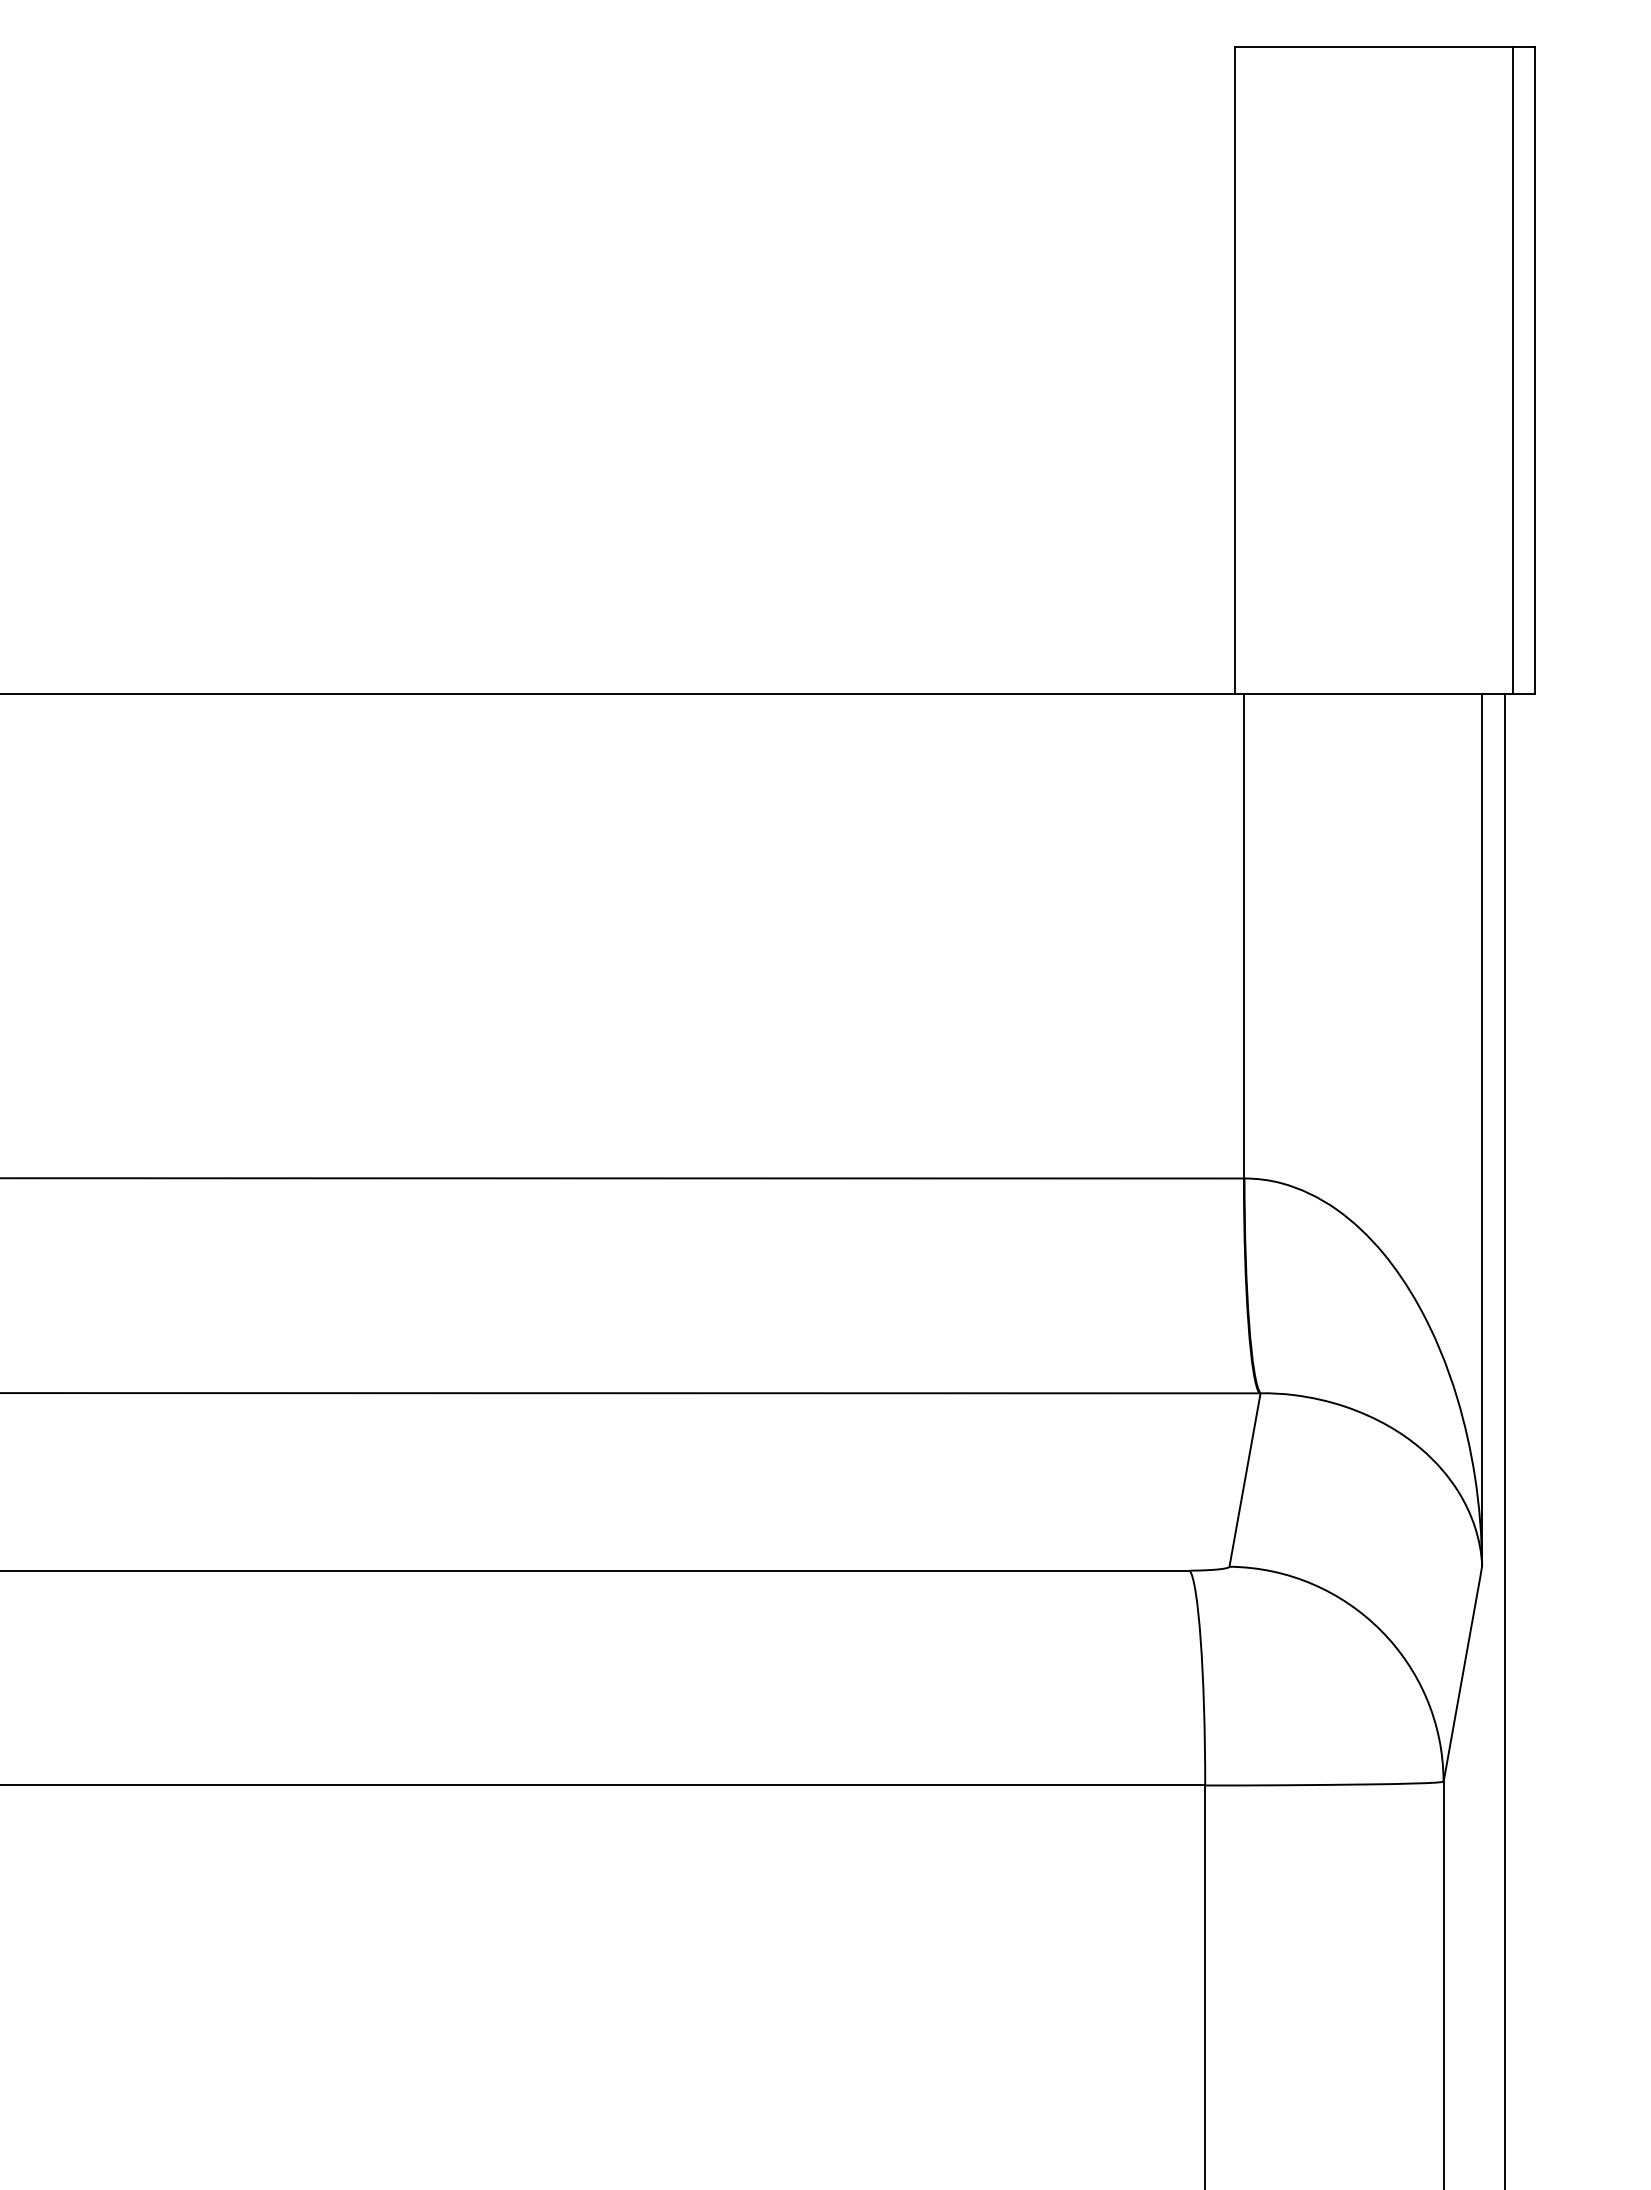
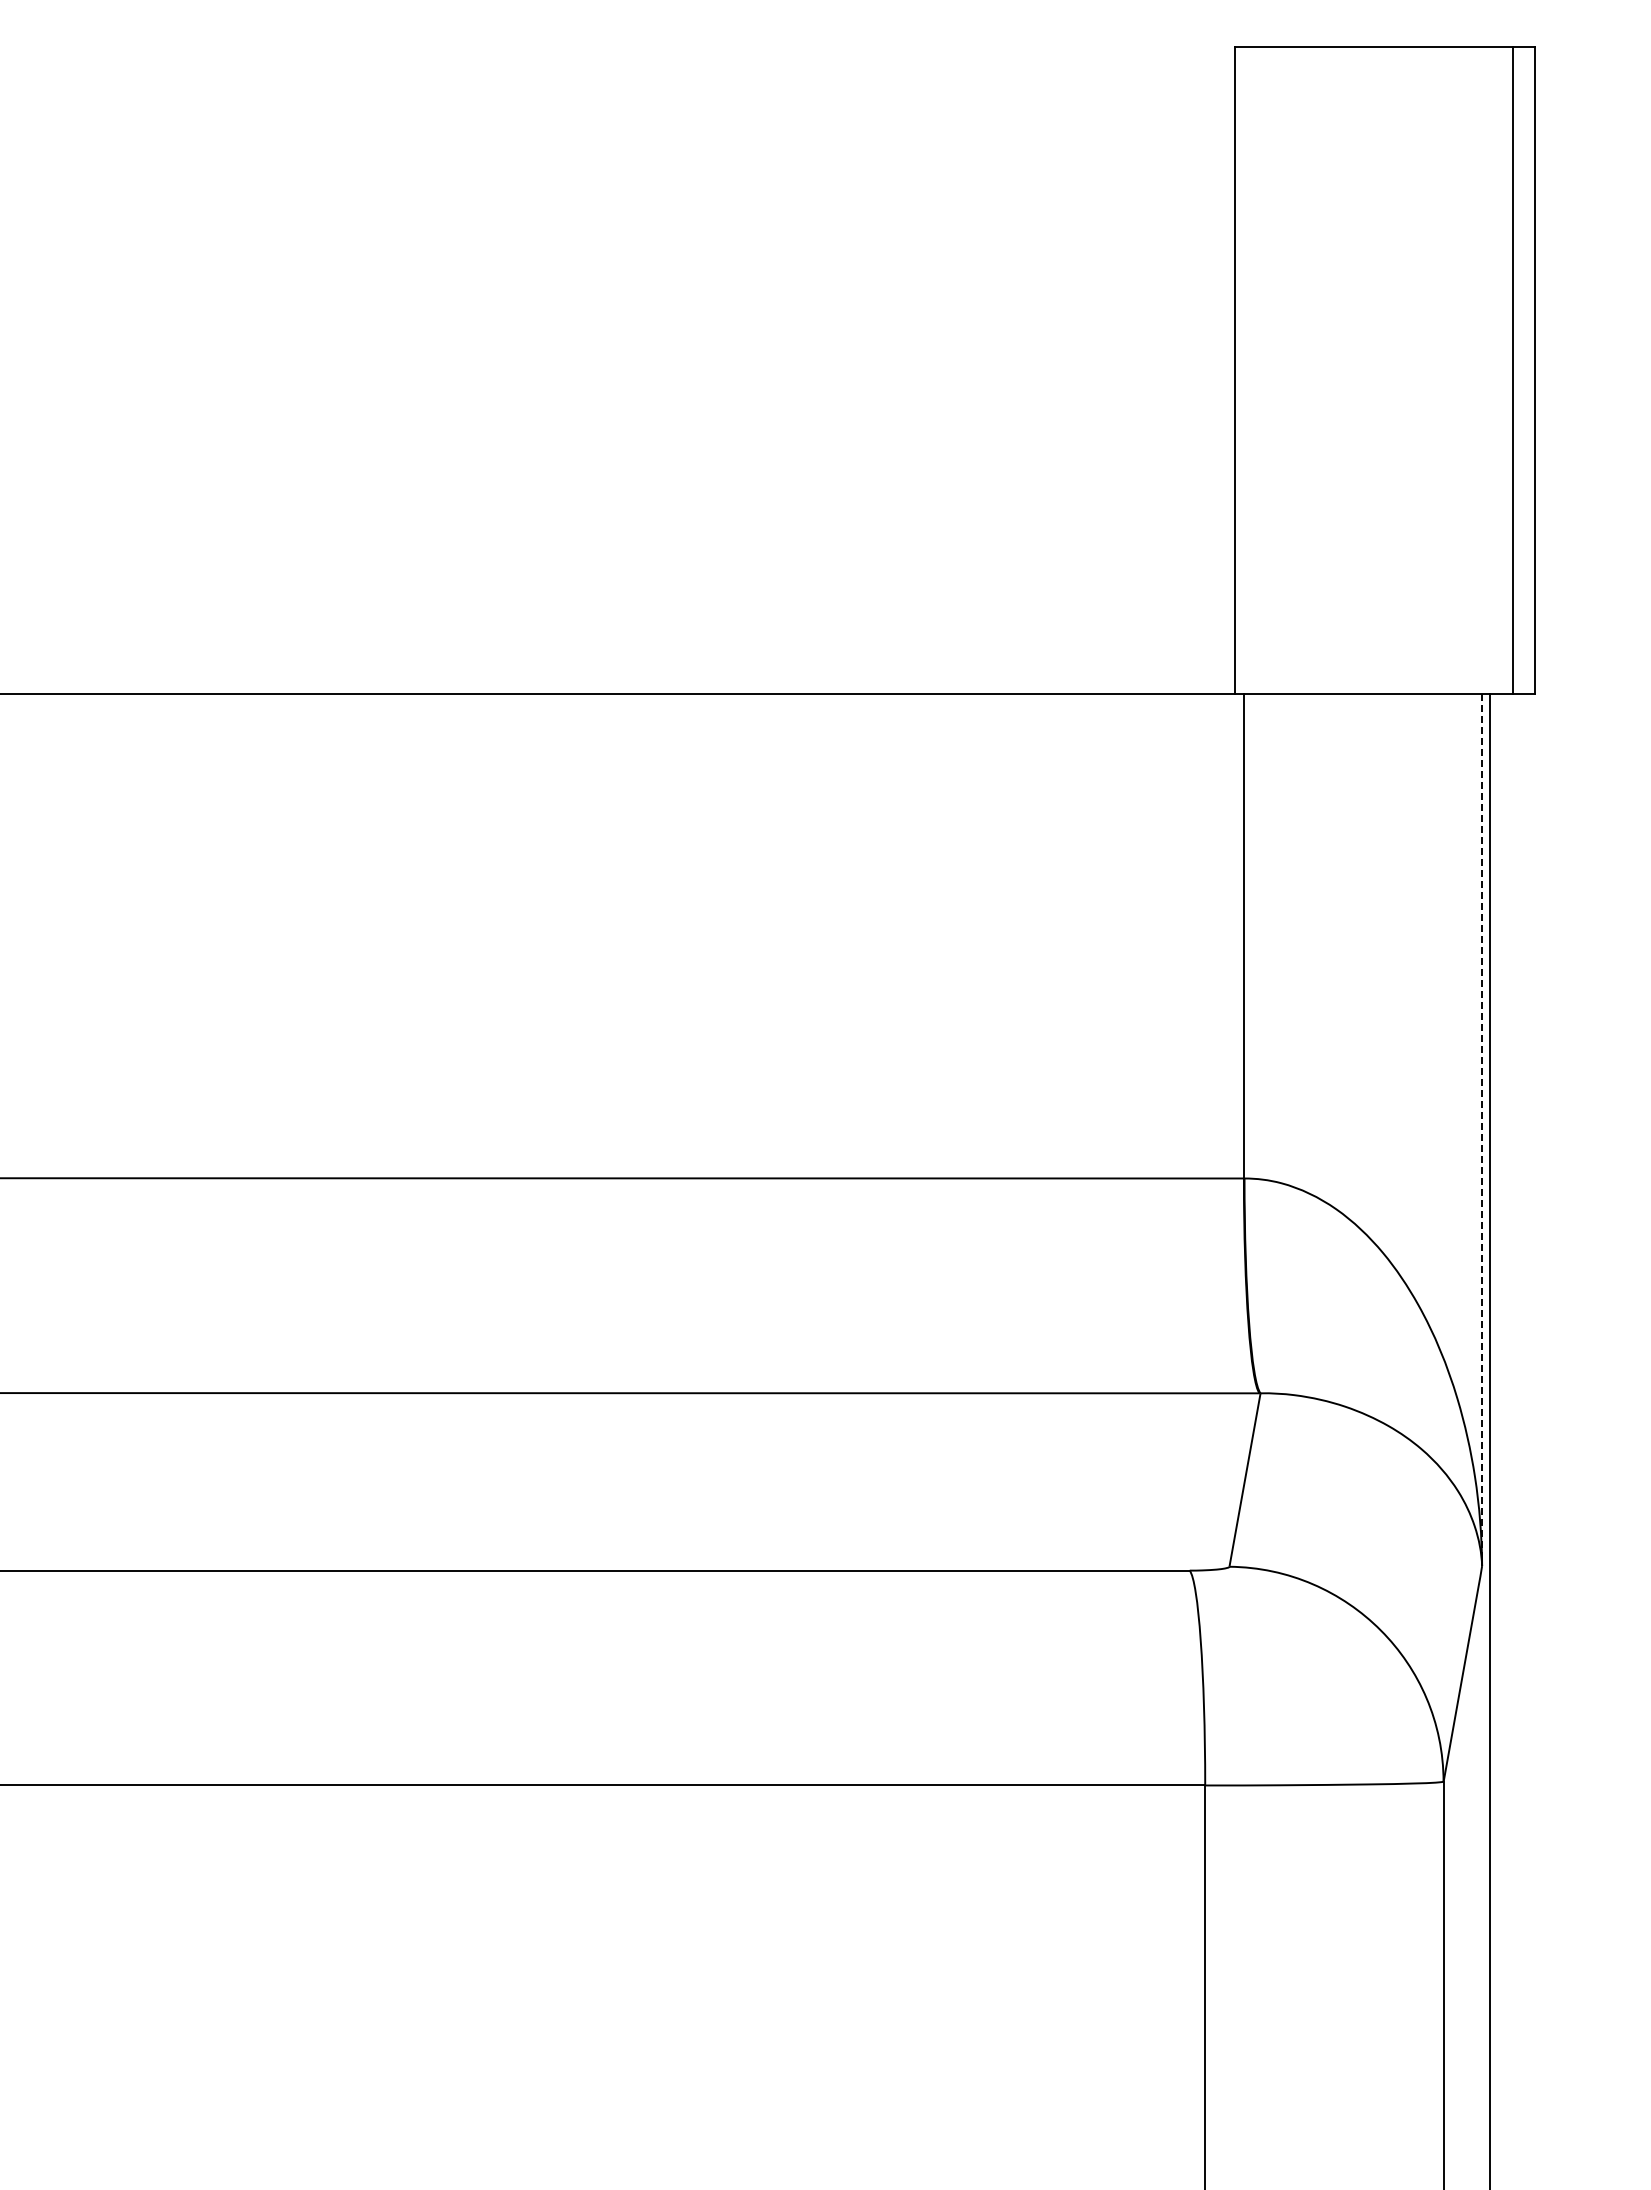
line: solid -> dashed (1482, 1130)
line position: (1504, 1440) -> (1489, 1440) (1489, 1440)
